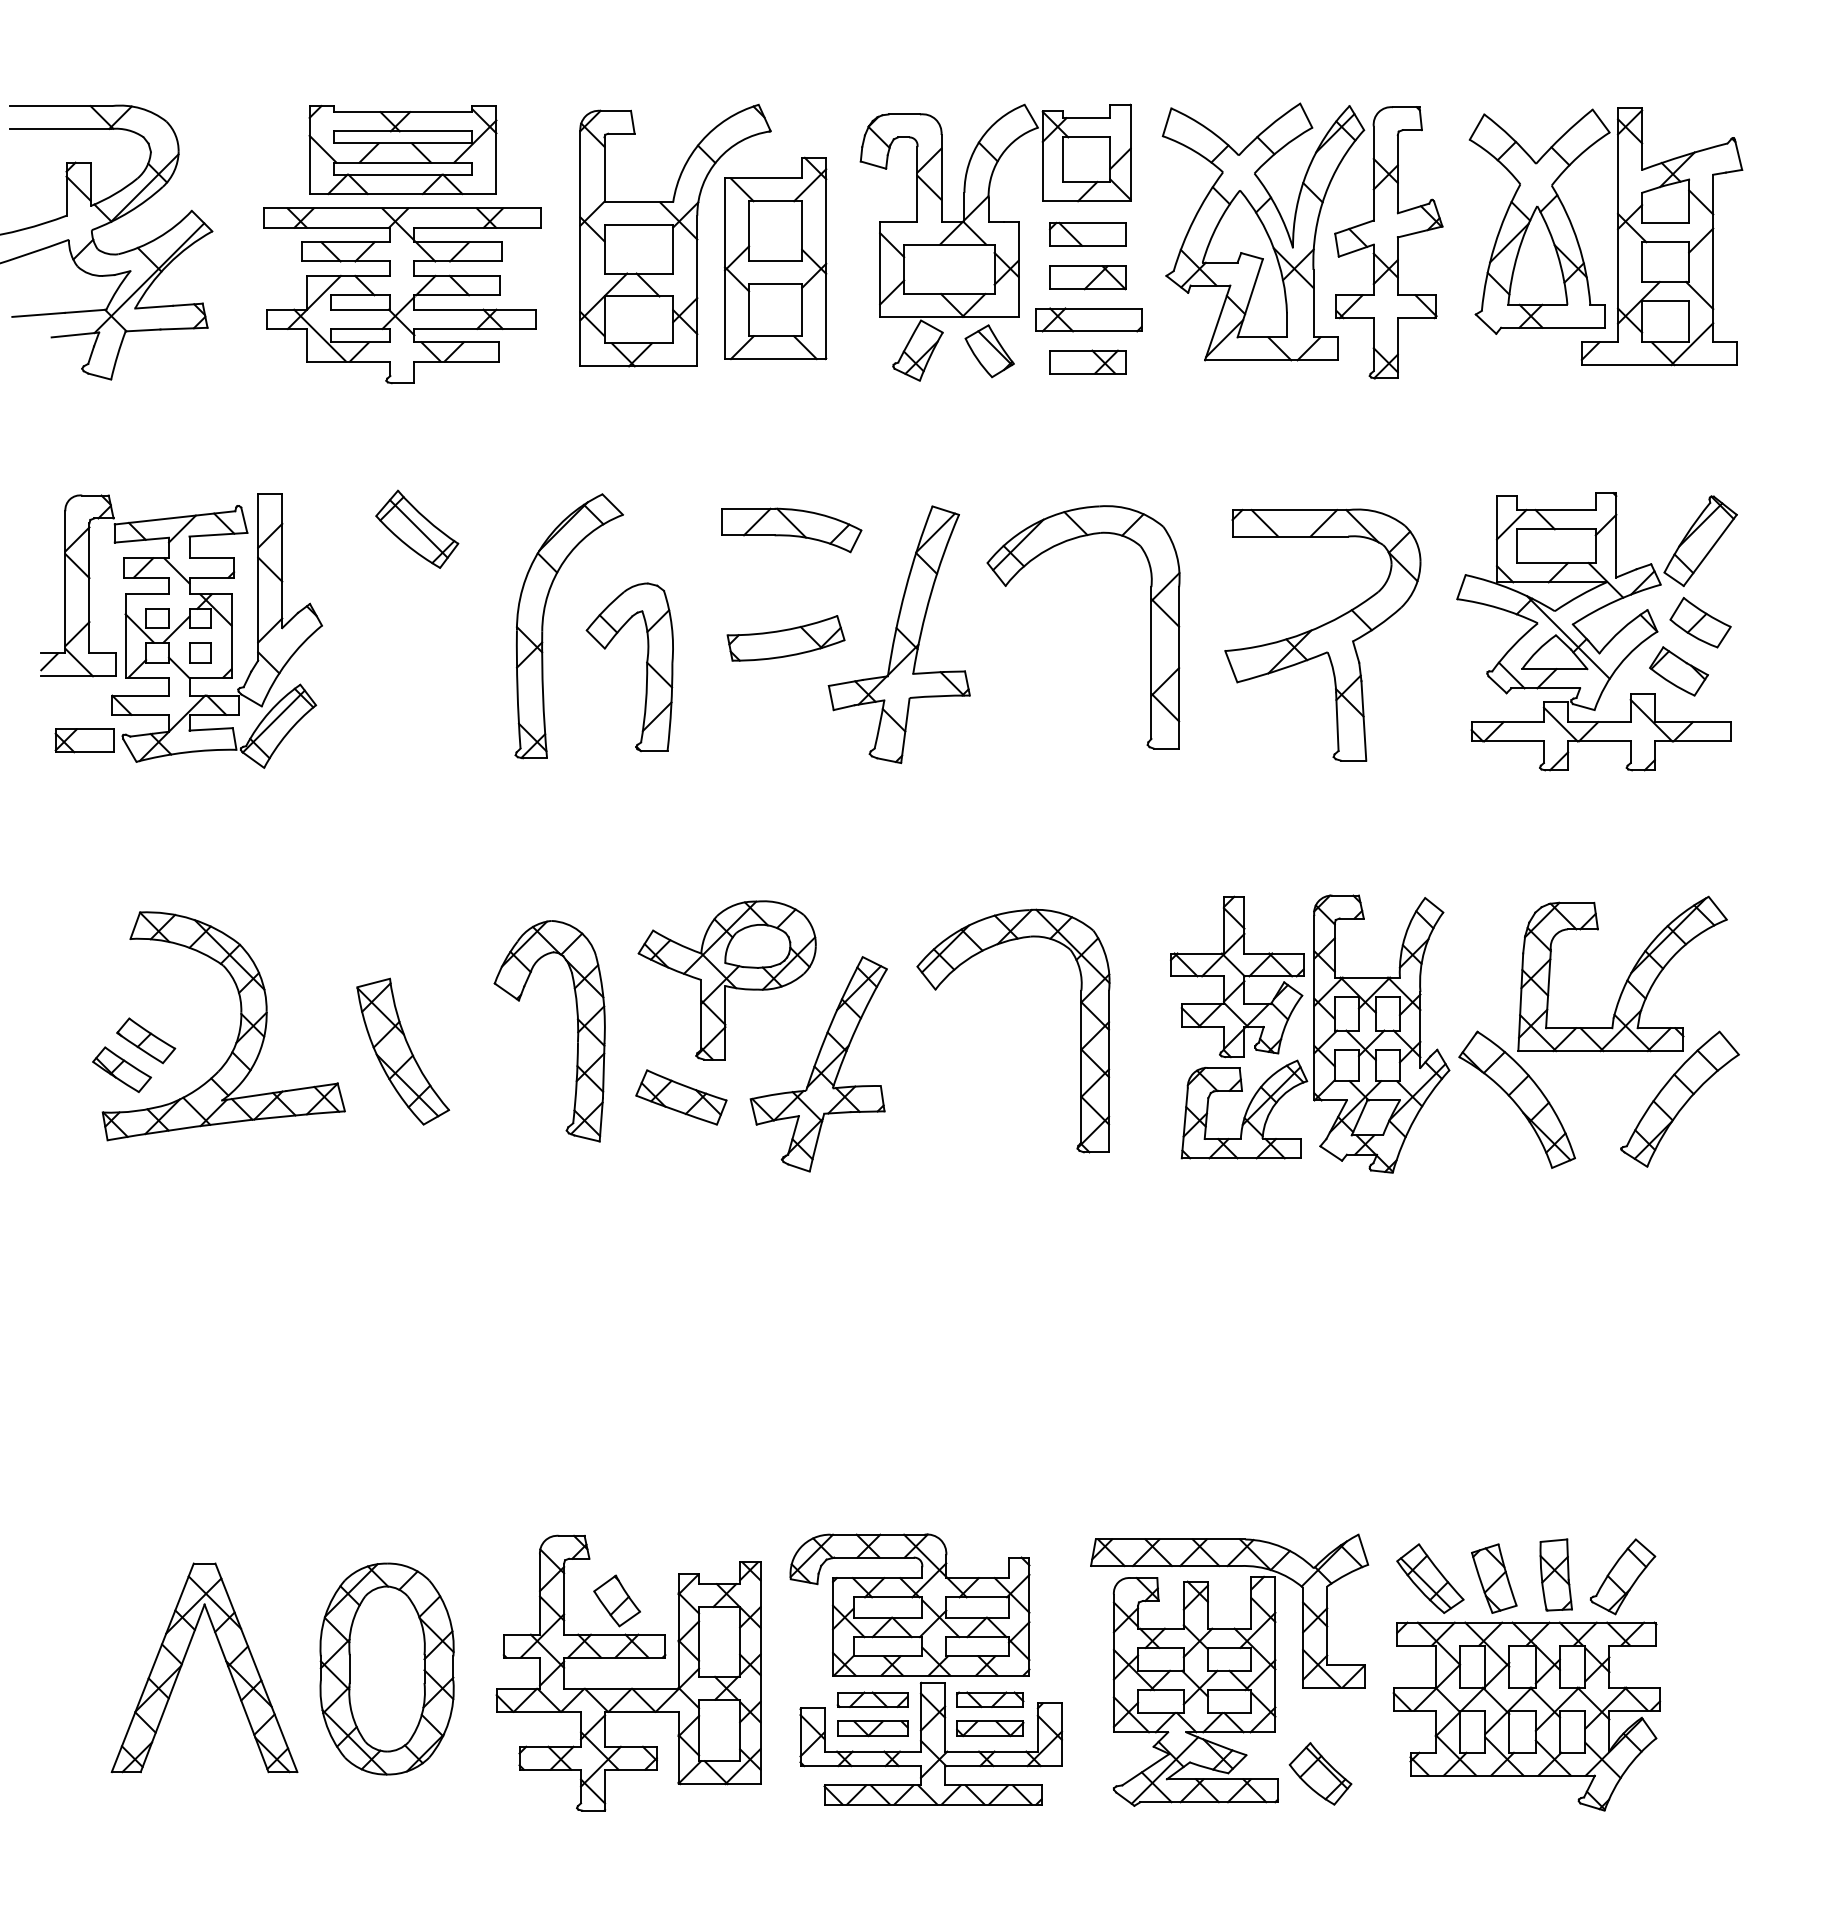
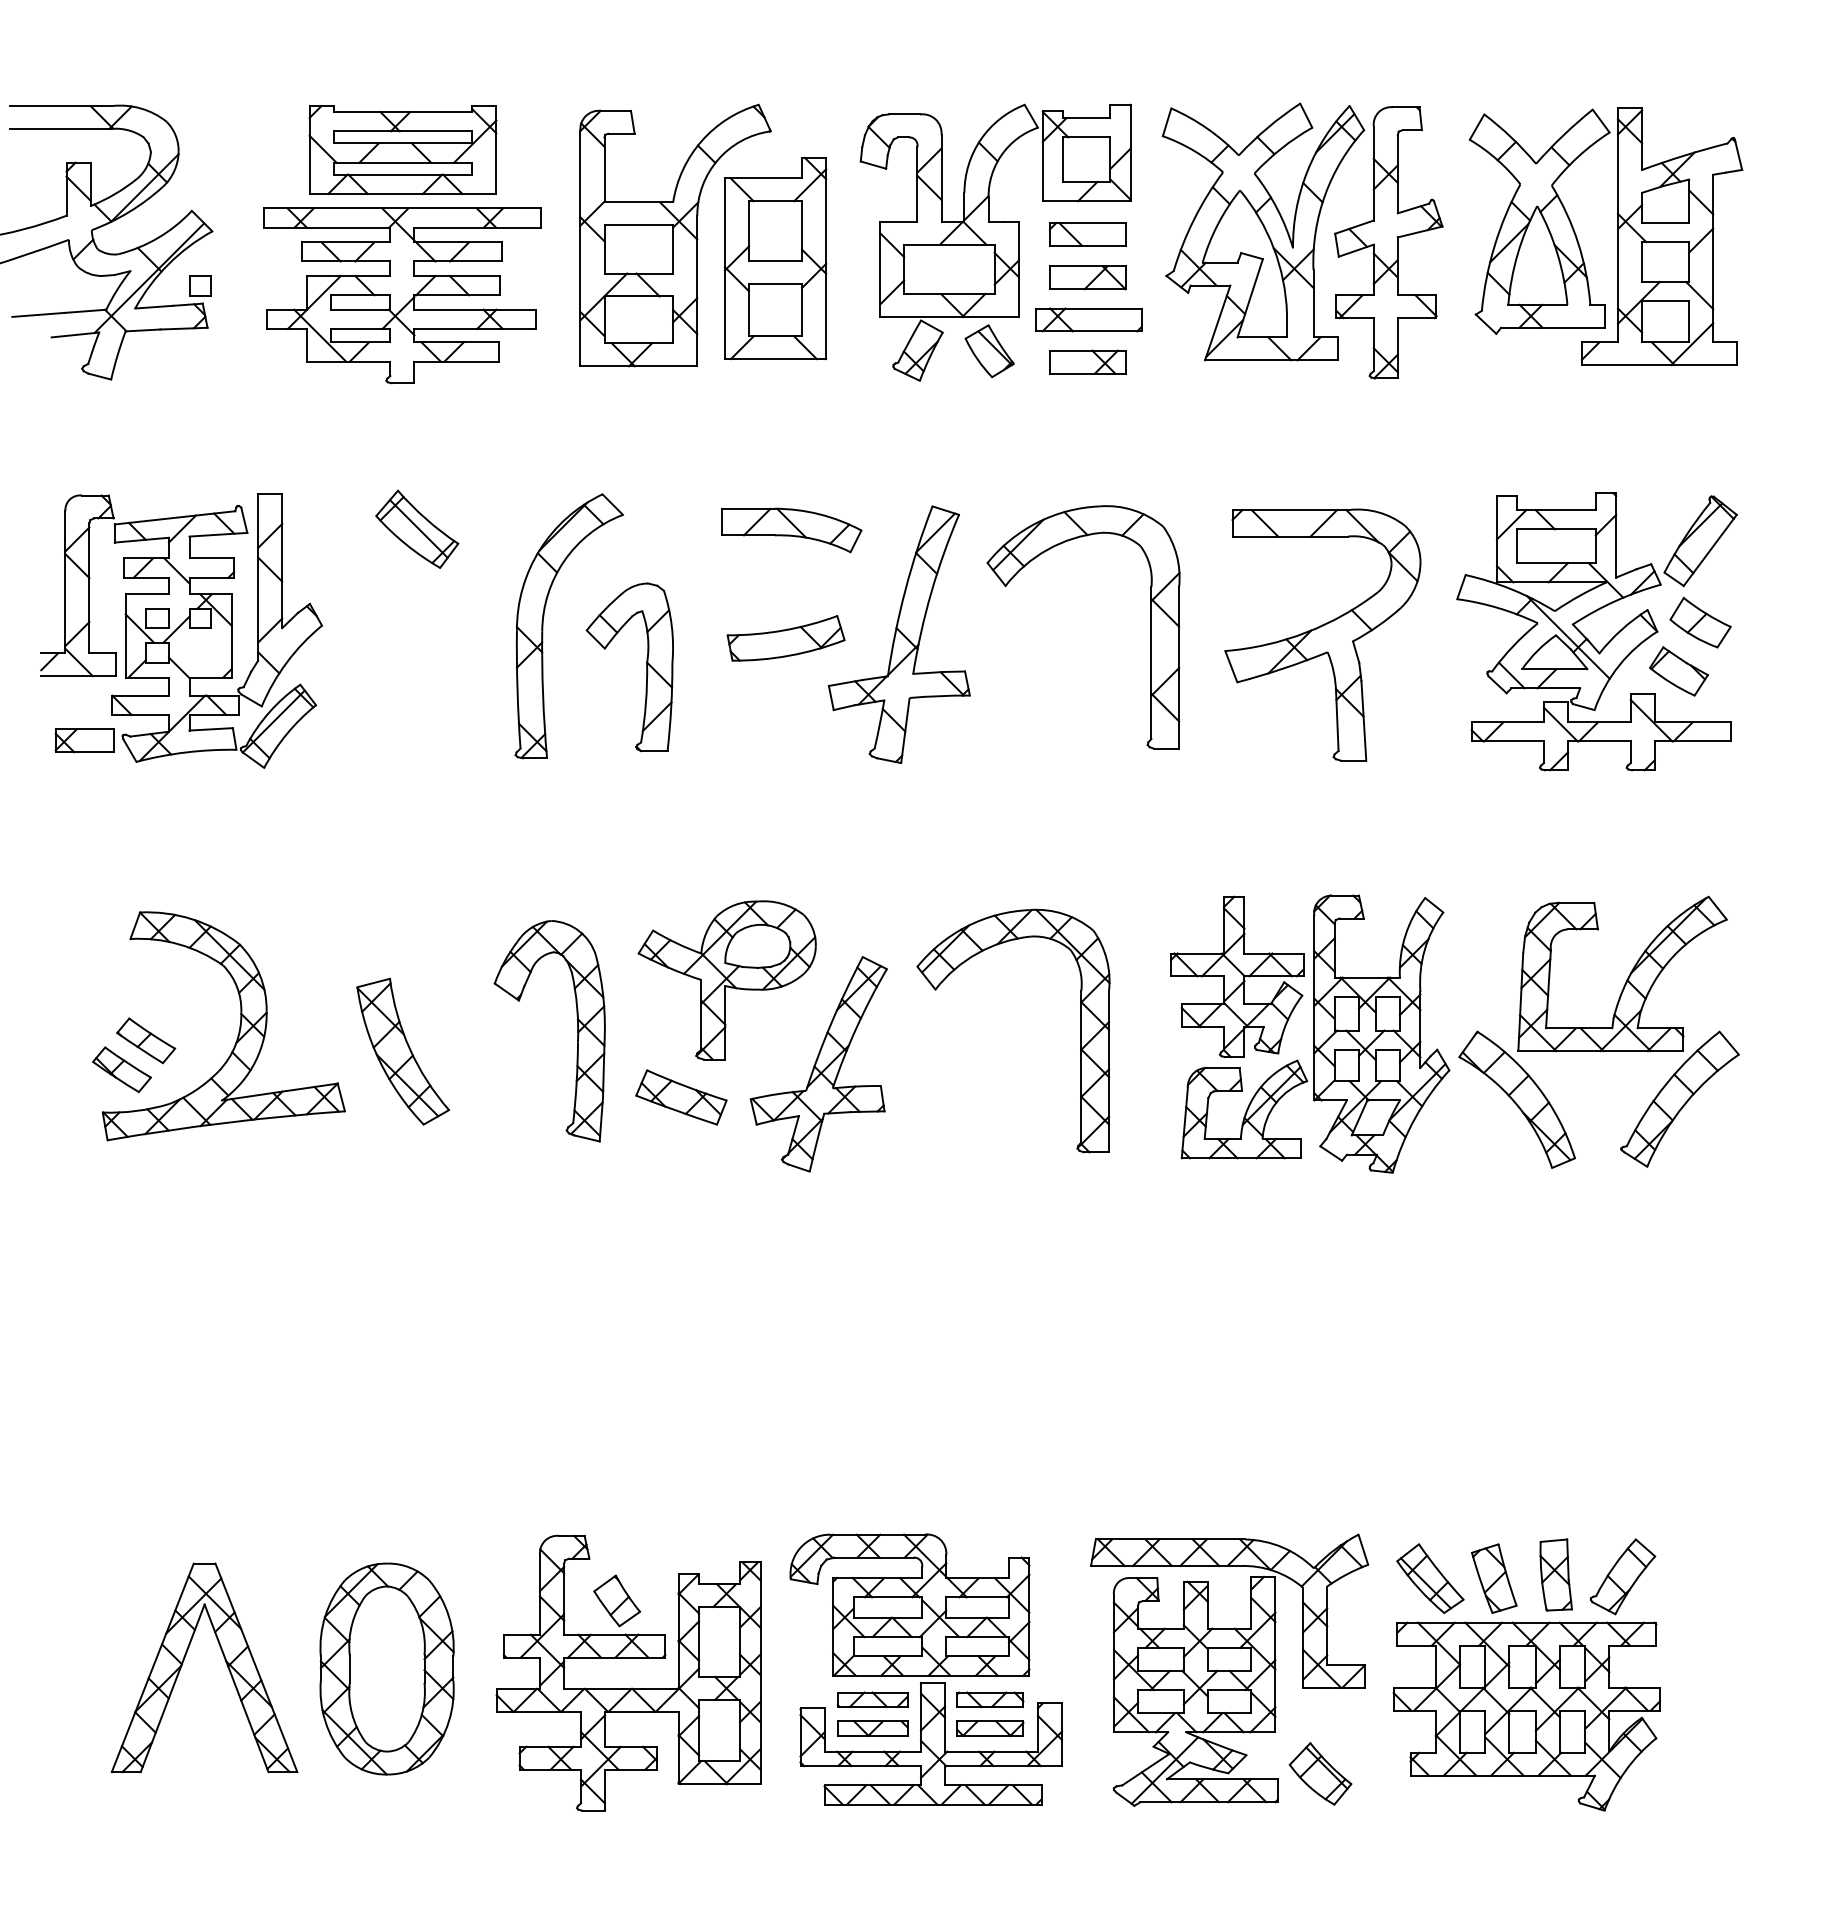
part position: (200, 652) -> (200, 285) (200, 285)
